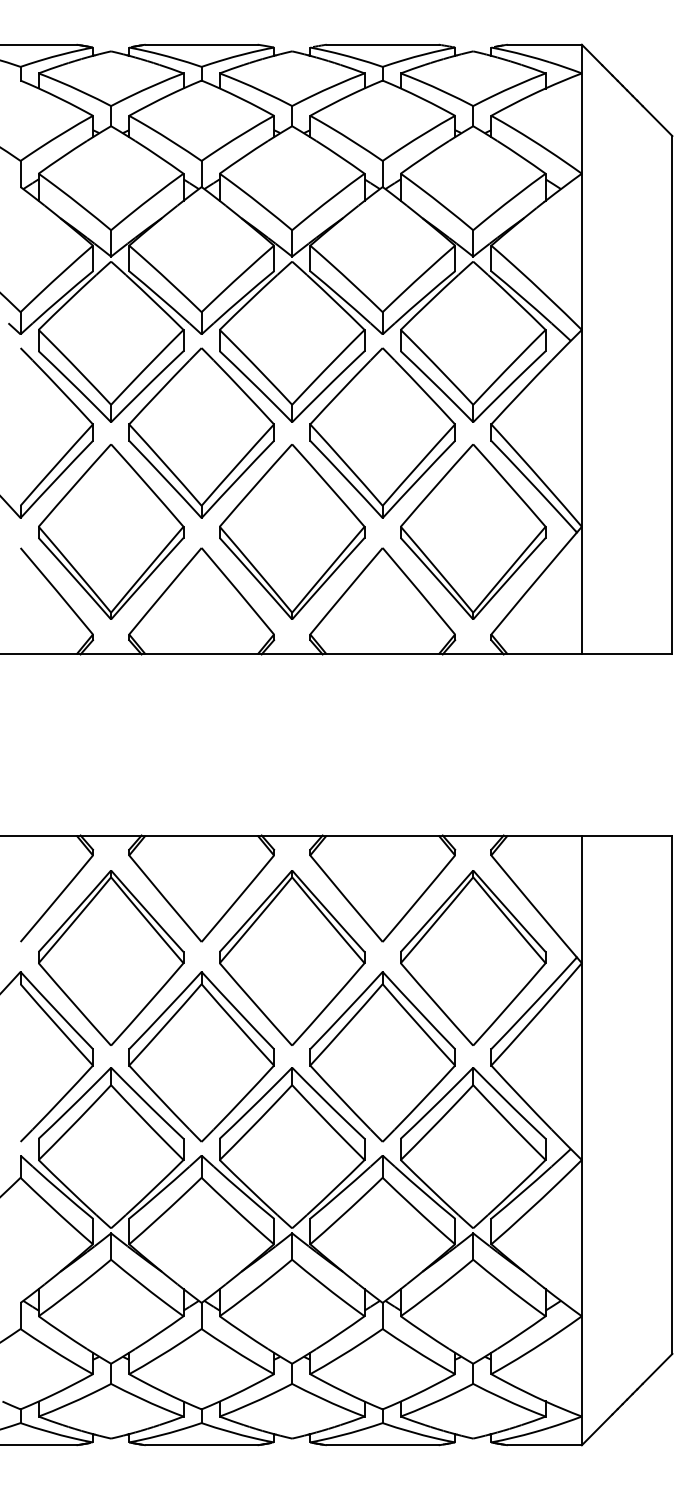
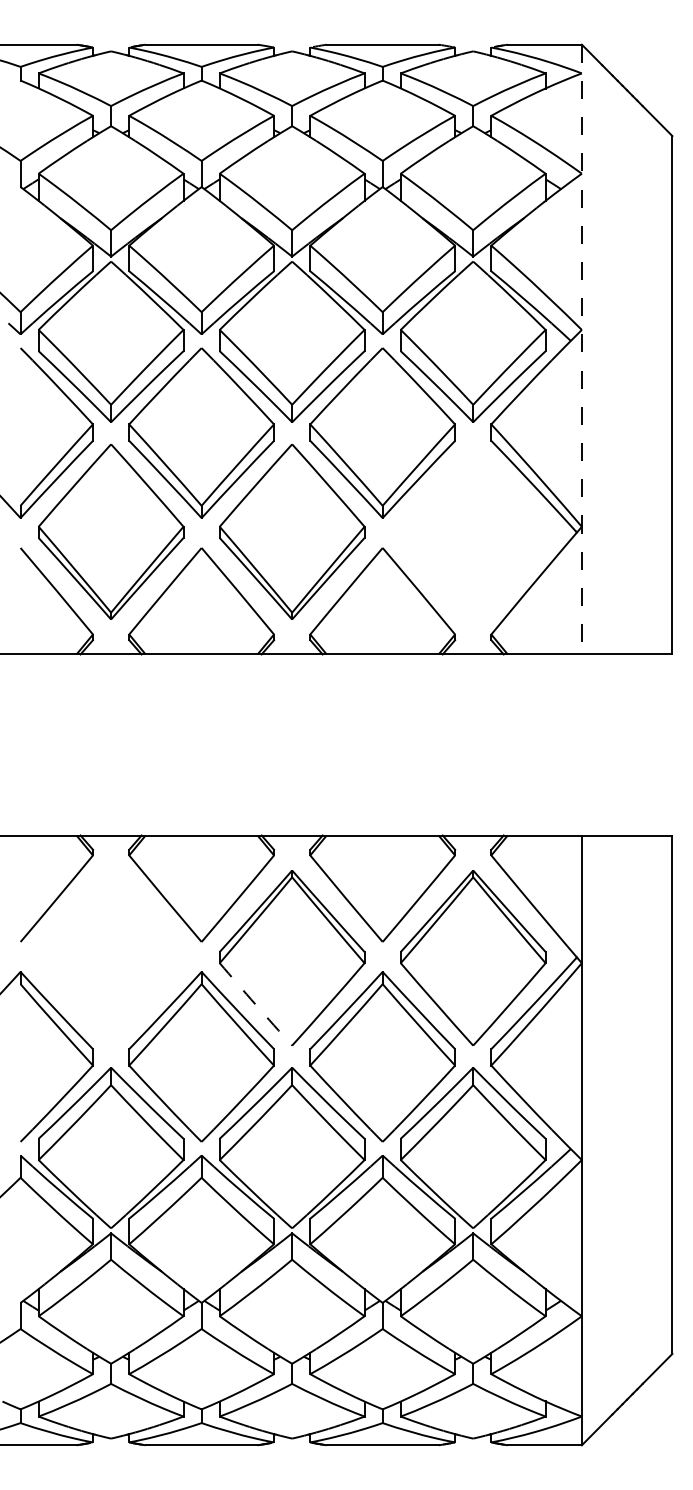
line: solid -> dashed (581, 349)
part: present -> none (473, 531)
part: present -> none (111, 957)
arc: solid -> dashed (255, 1004)
